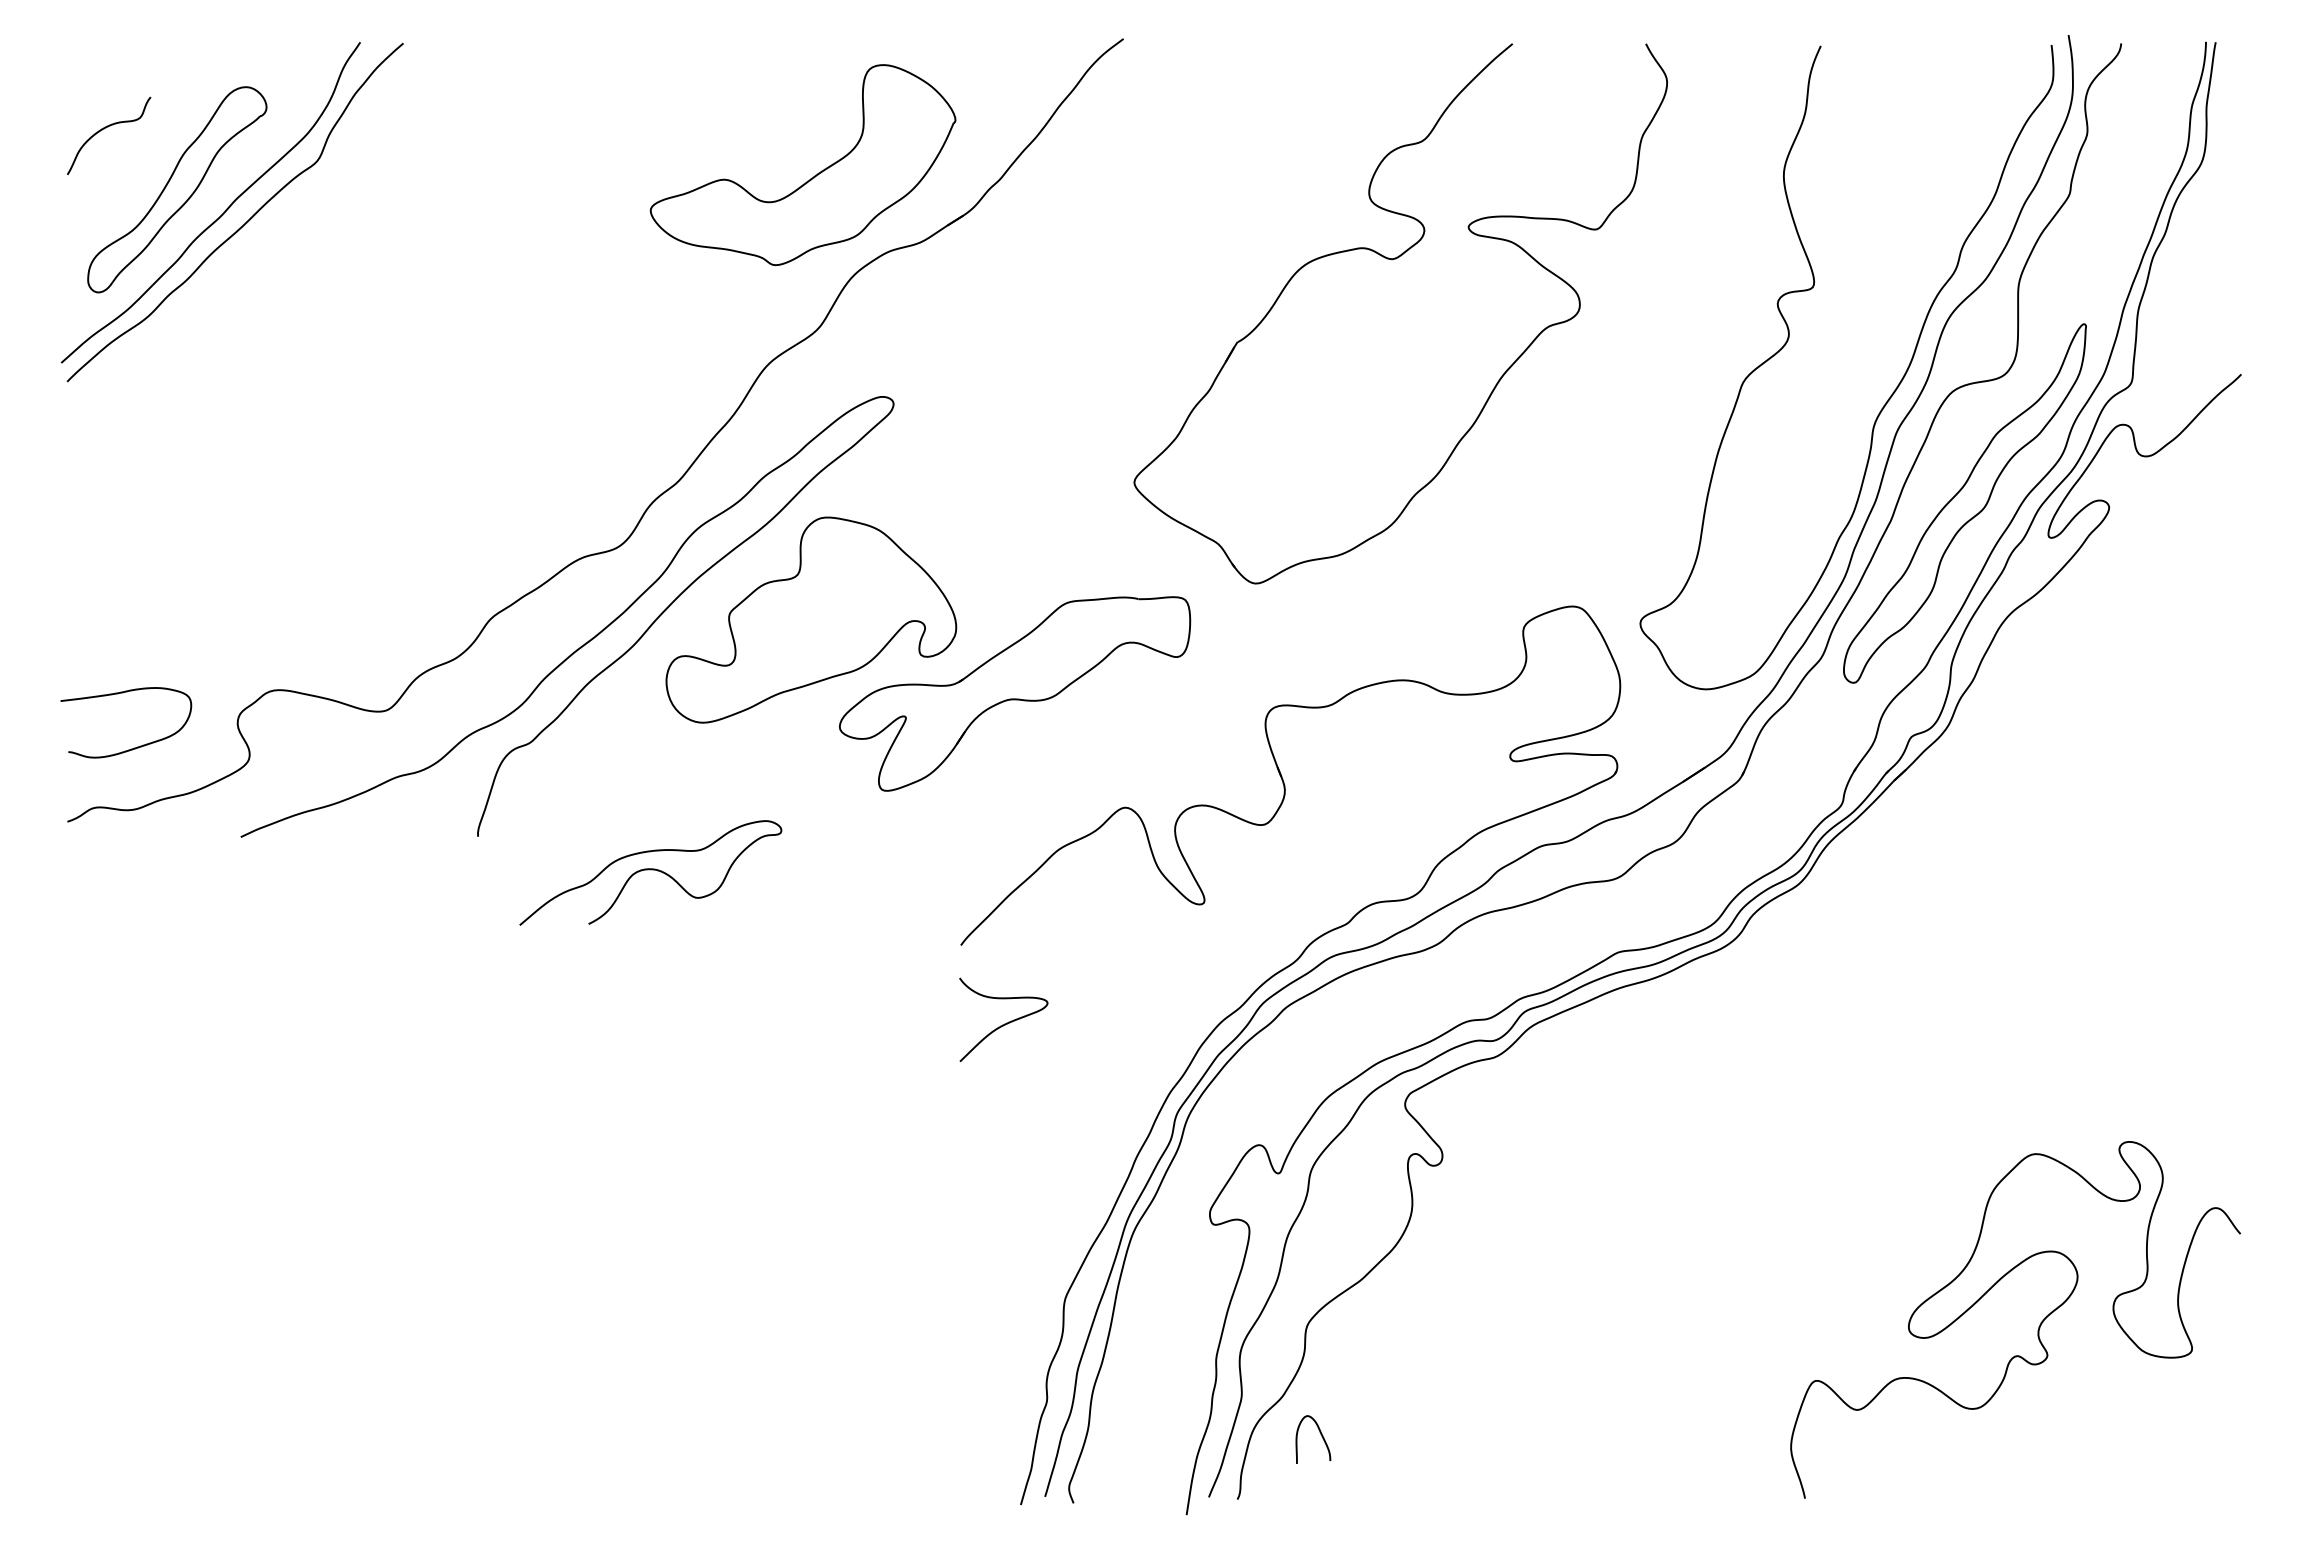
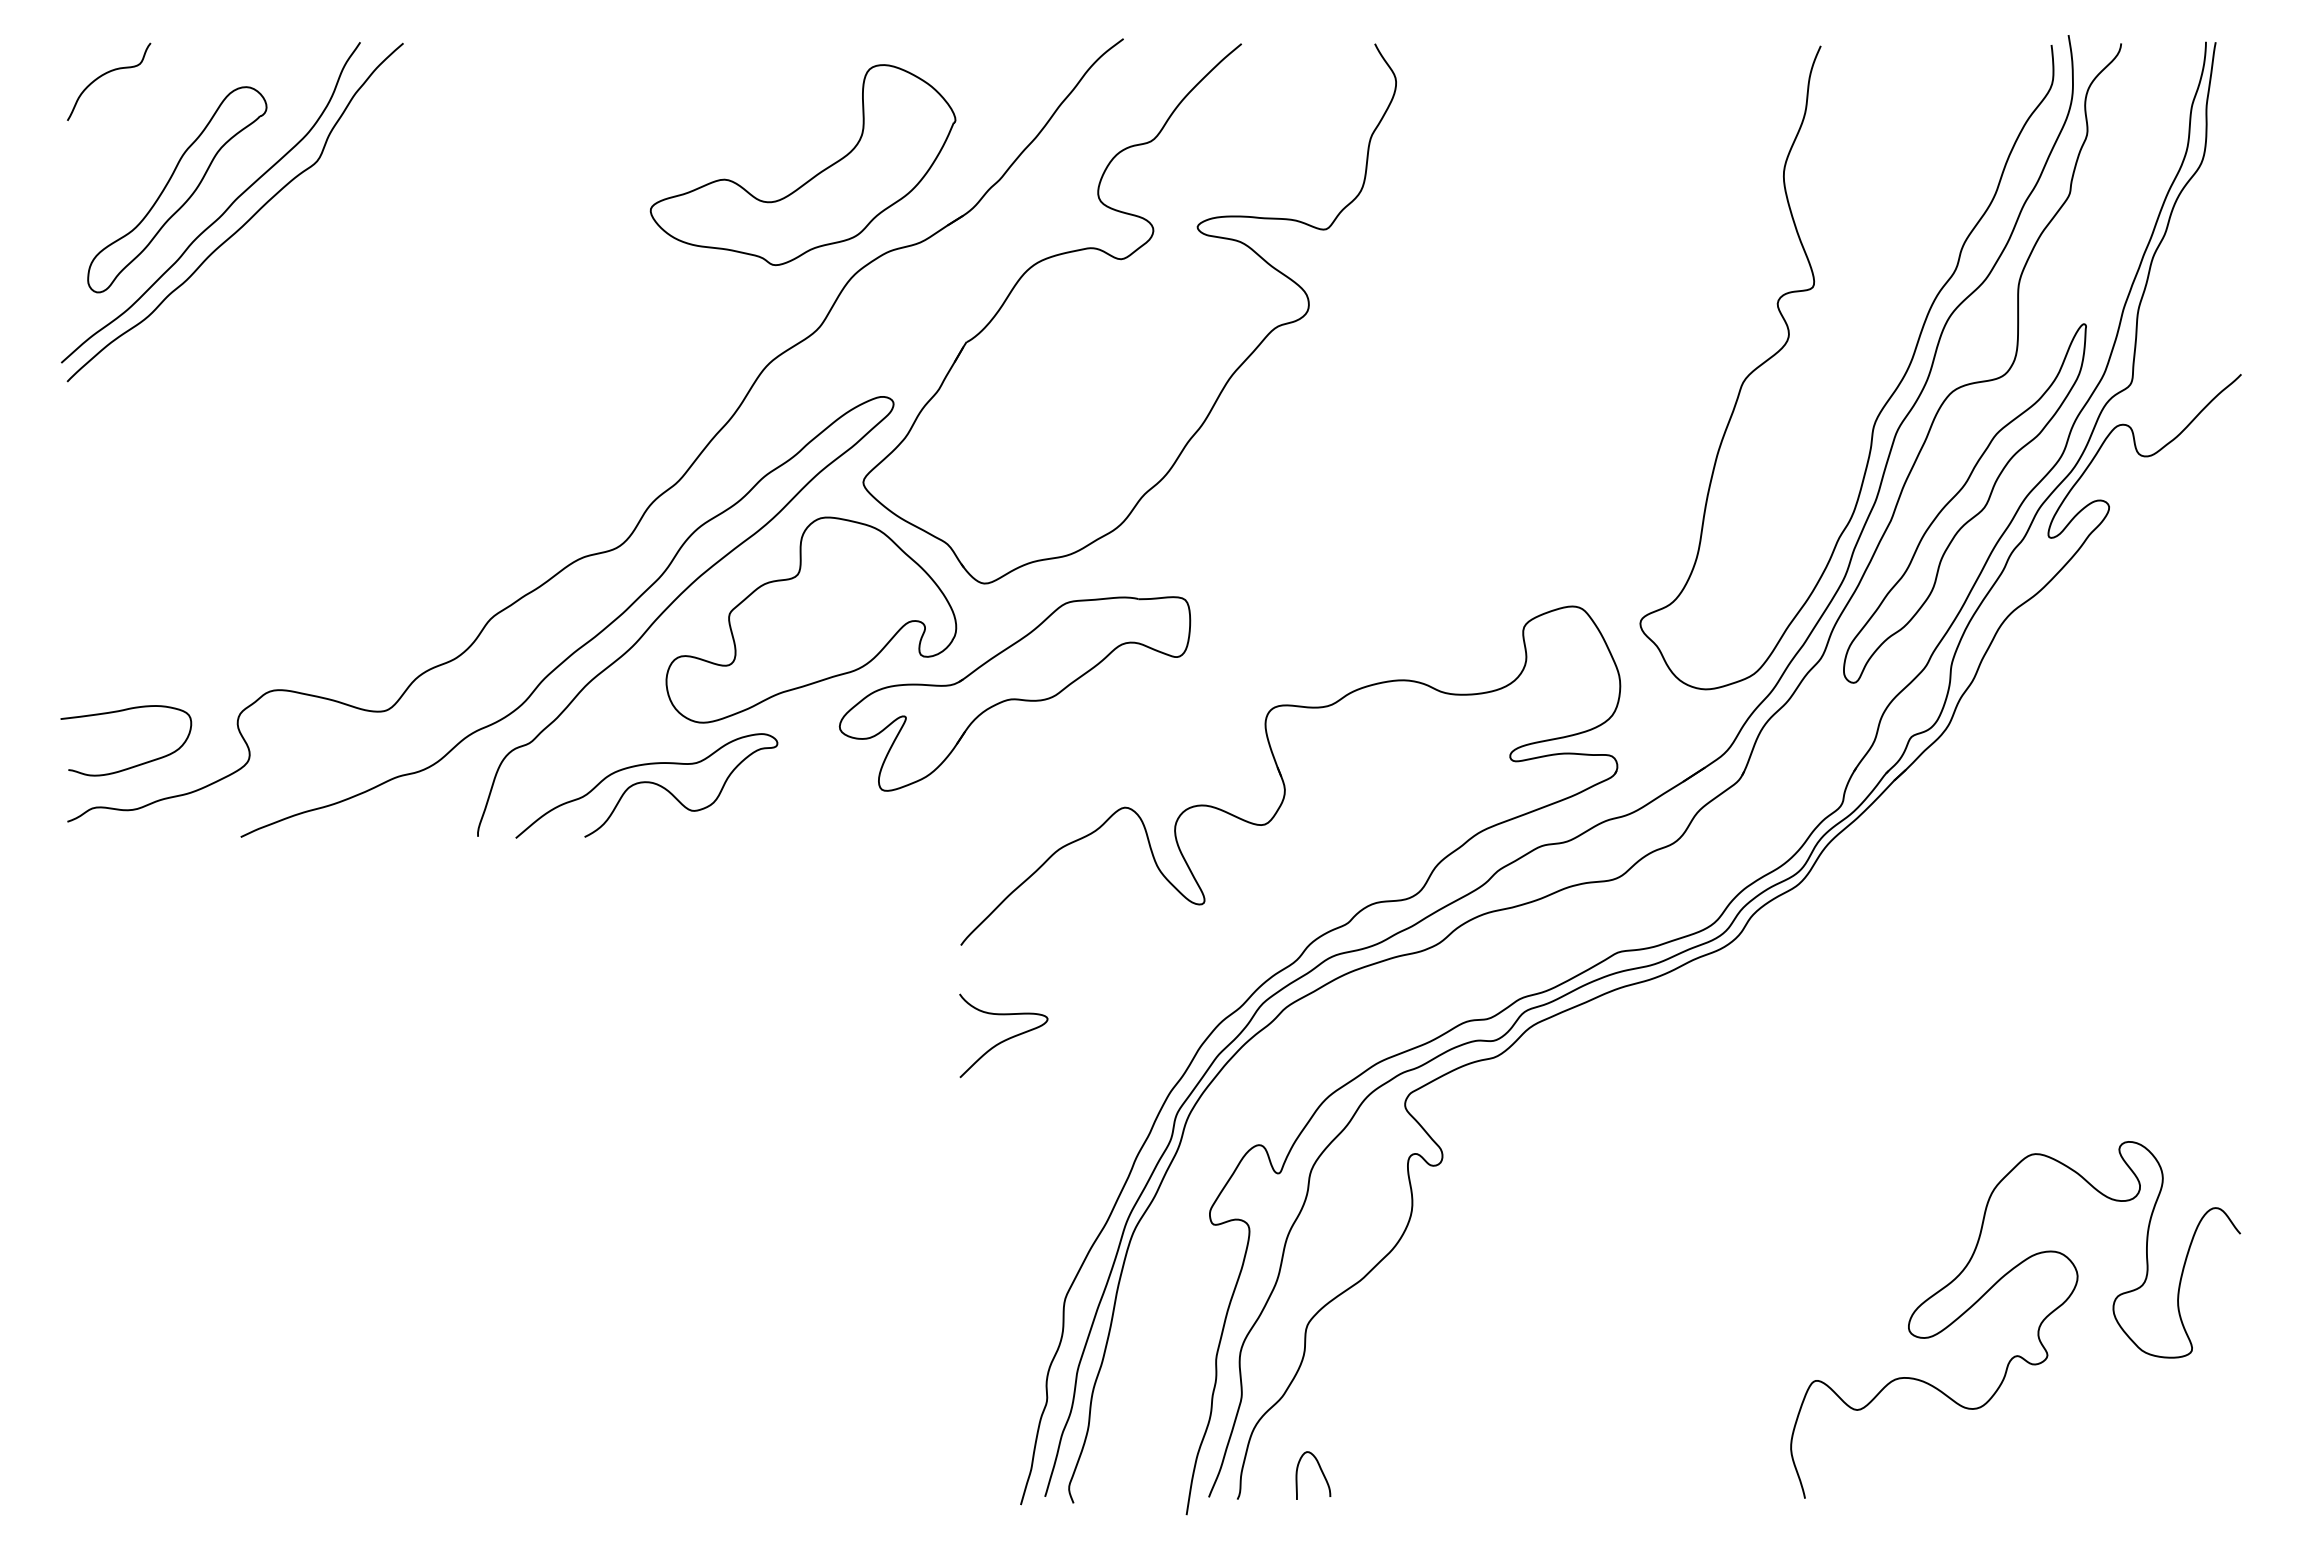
curve position: (106, 128) -> (106, 74) (106, 74)
part position: (1392, 260) -> (1121, 260) (1121, 260)
curve position: (134, 747) -> (134, 765) (134, 765)
curve position: (650, 870) -> (646, 783) (646, 783)
curve position: (1004, 1023) -> (1004, 1039) (1004, 1039)
curve position: (1321, 1436) -> (1321, 1472) (1321, 1472)
